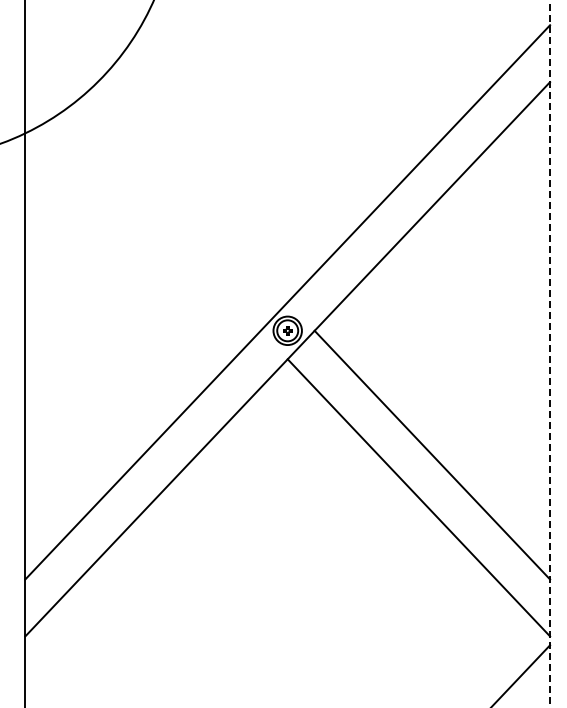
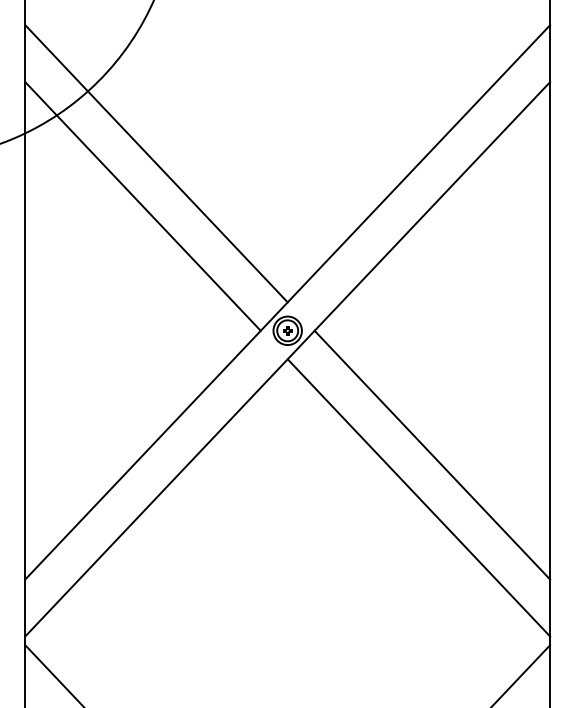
line: none -> present (156, 163)
line: none -> present (142, 206)
line: dashed -> solid (550, 354)
line: none -> present (53, 674)
